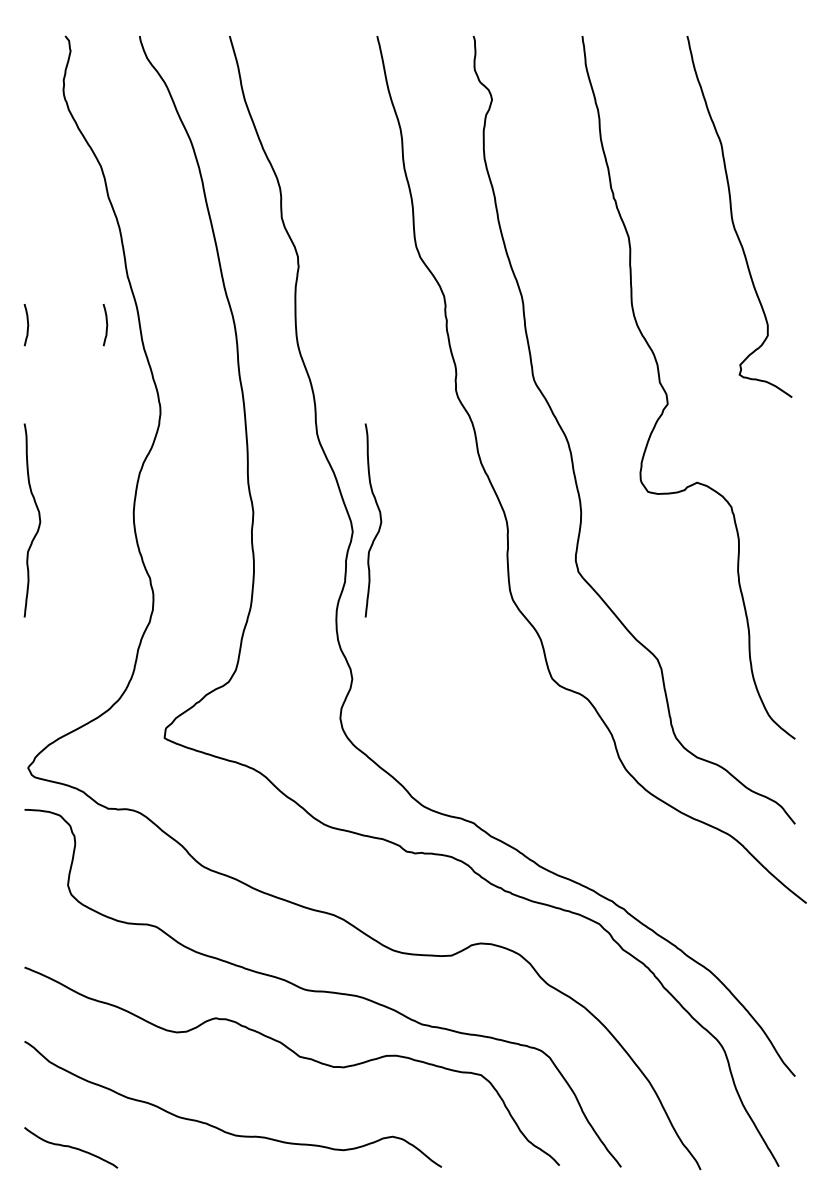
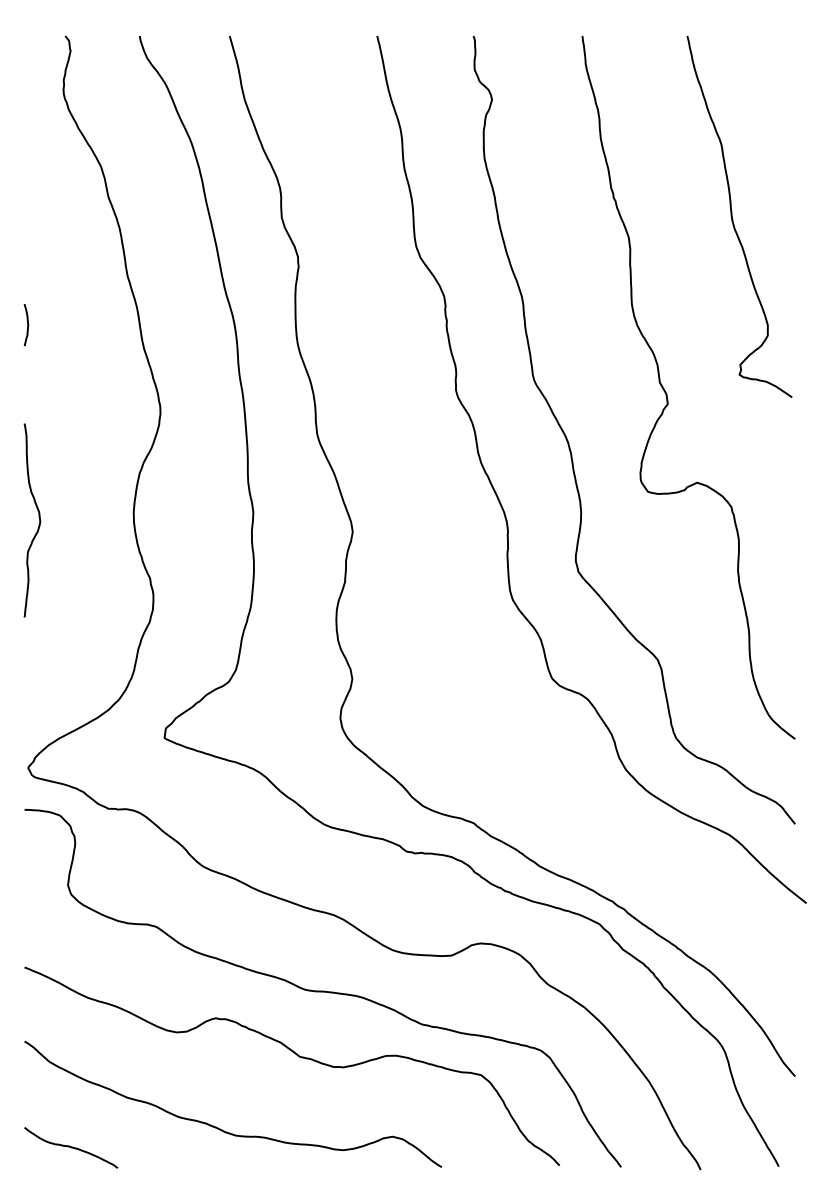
curve: present -> none (106, 325)
curve: present -> none (379, 517)
